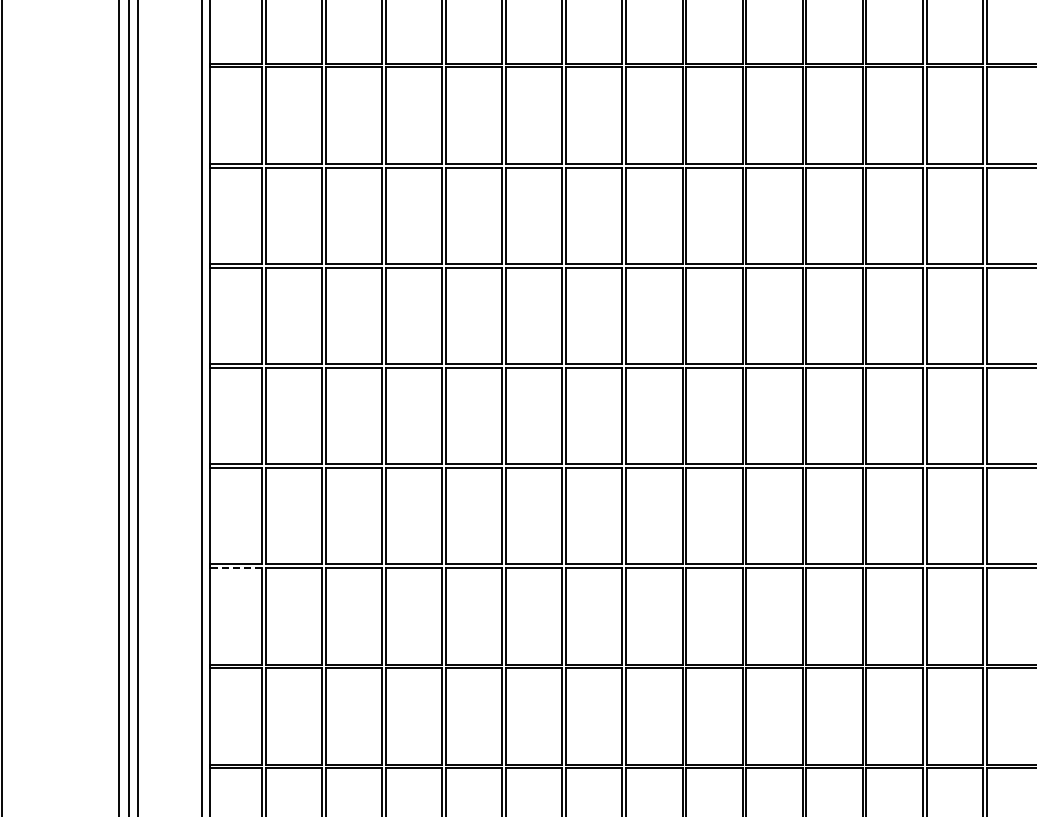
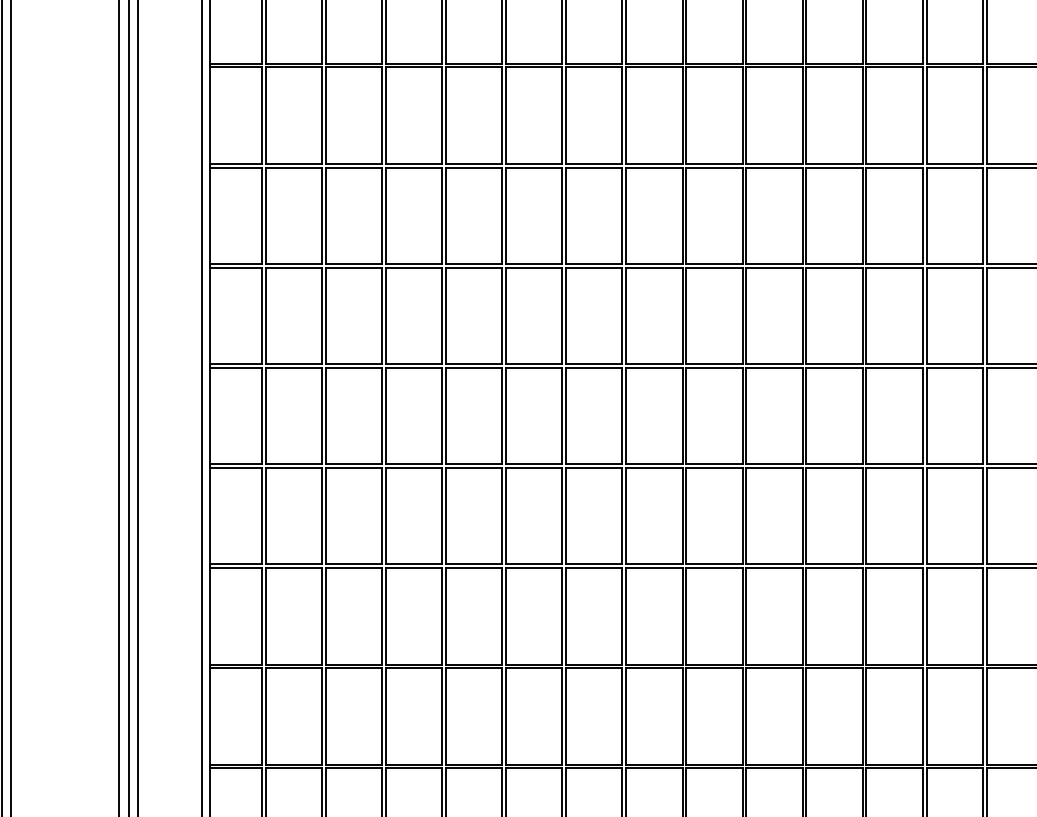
line: none -> present (11, 407)
line: dashed -> solid (235, 568)
